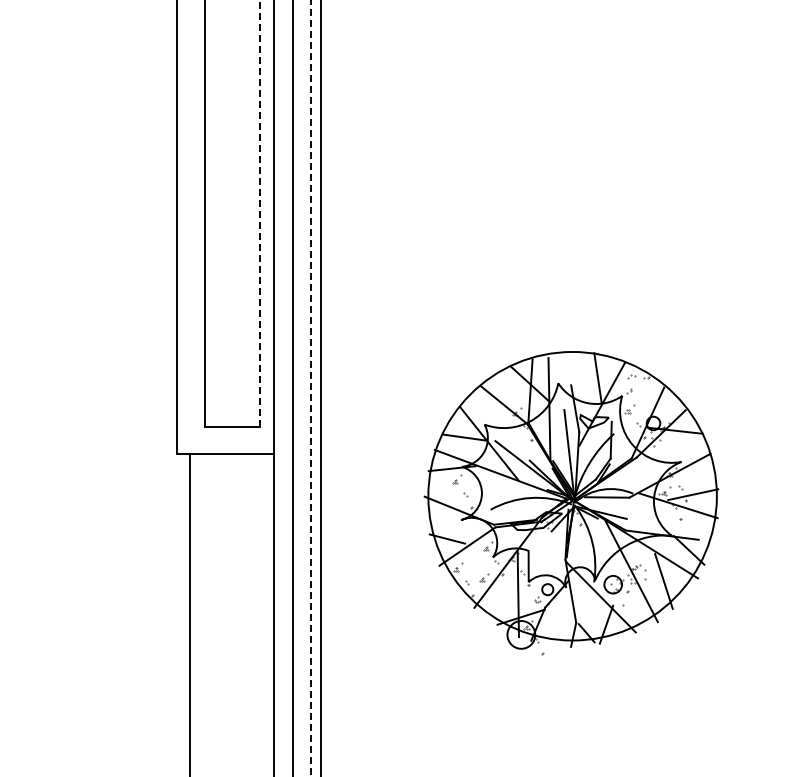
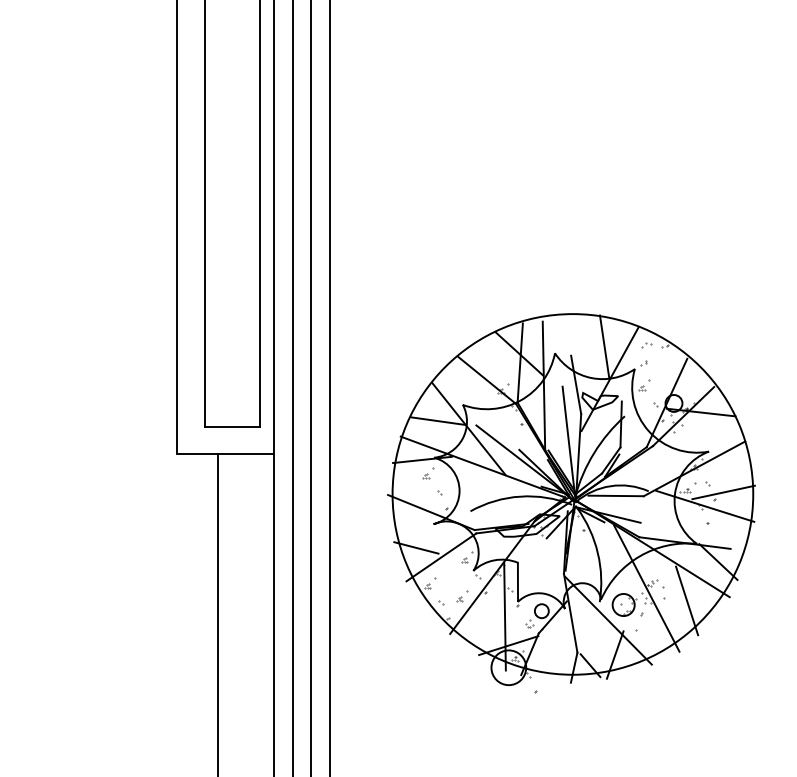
line: dashed -> solid (260, 213)
line position: (320, 387) -> (329, 387) (329, 387)
line: dashed -> solid (311, 388)
part size: 297x305 px -> 369x381 px (571, 503)
line position: (190, 613) -> (218, 613) (218, 613)
